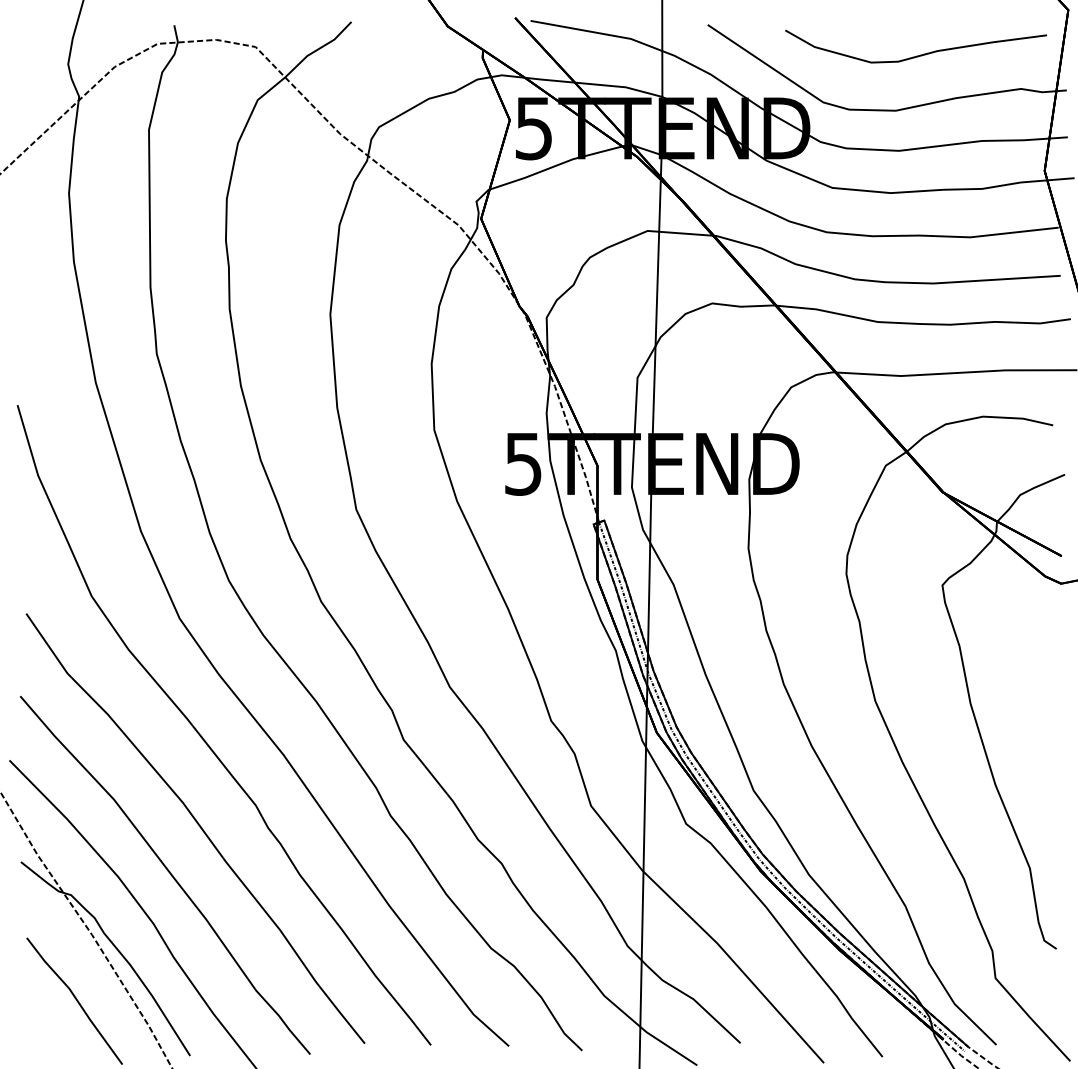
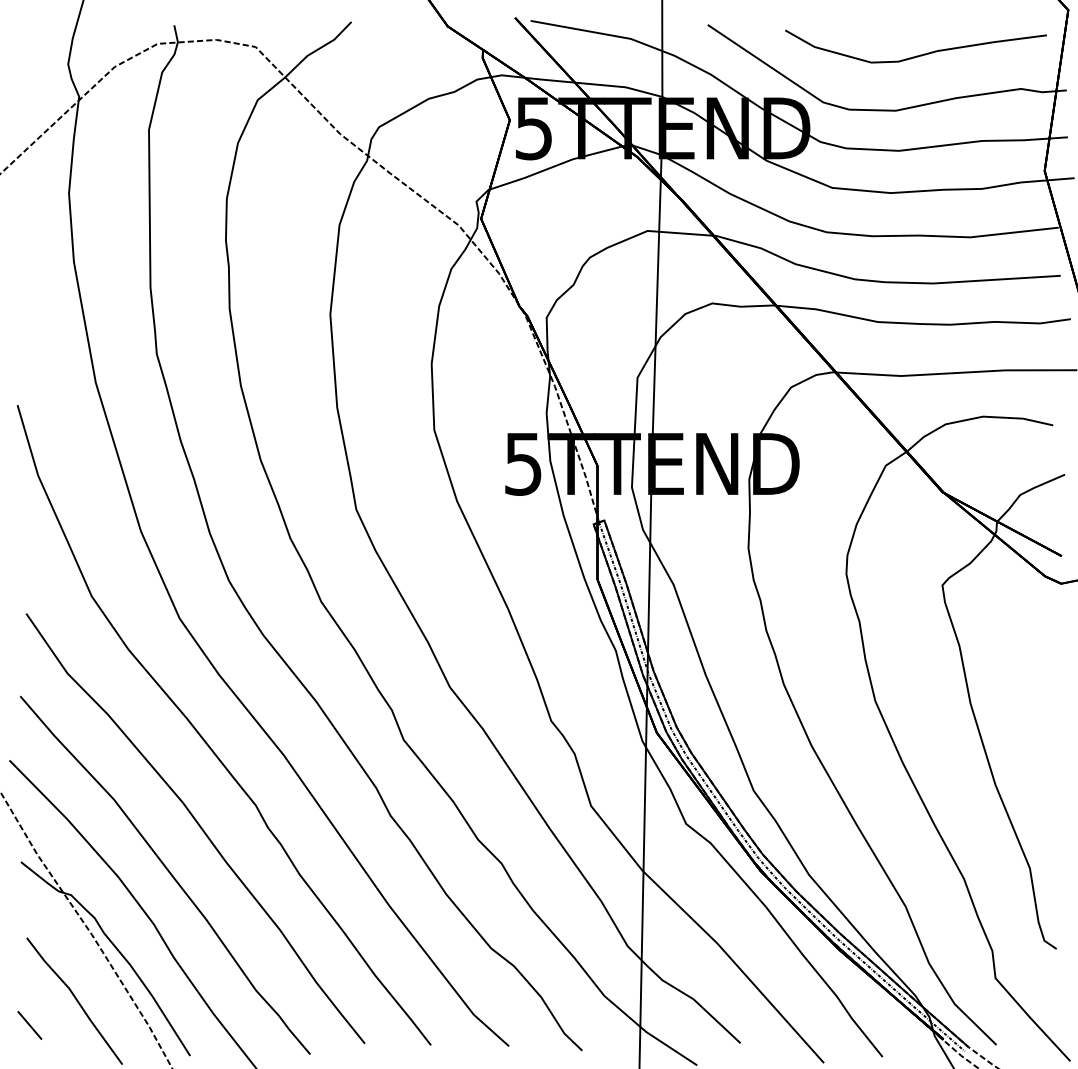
line: none -> present (29, 1025)
